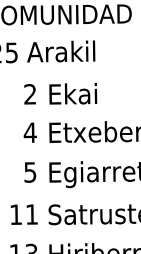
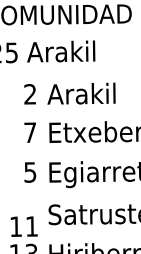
text: Ekai -> Arakil (81, 93)
text: 4 -> 7 (29, 132)
text position: (23, 214) -> (23, 226) (23, 226)
